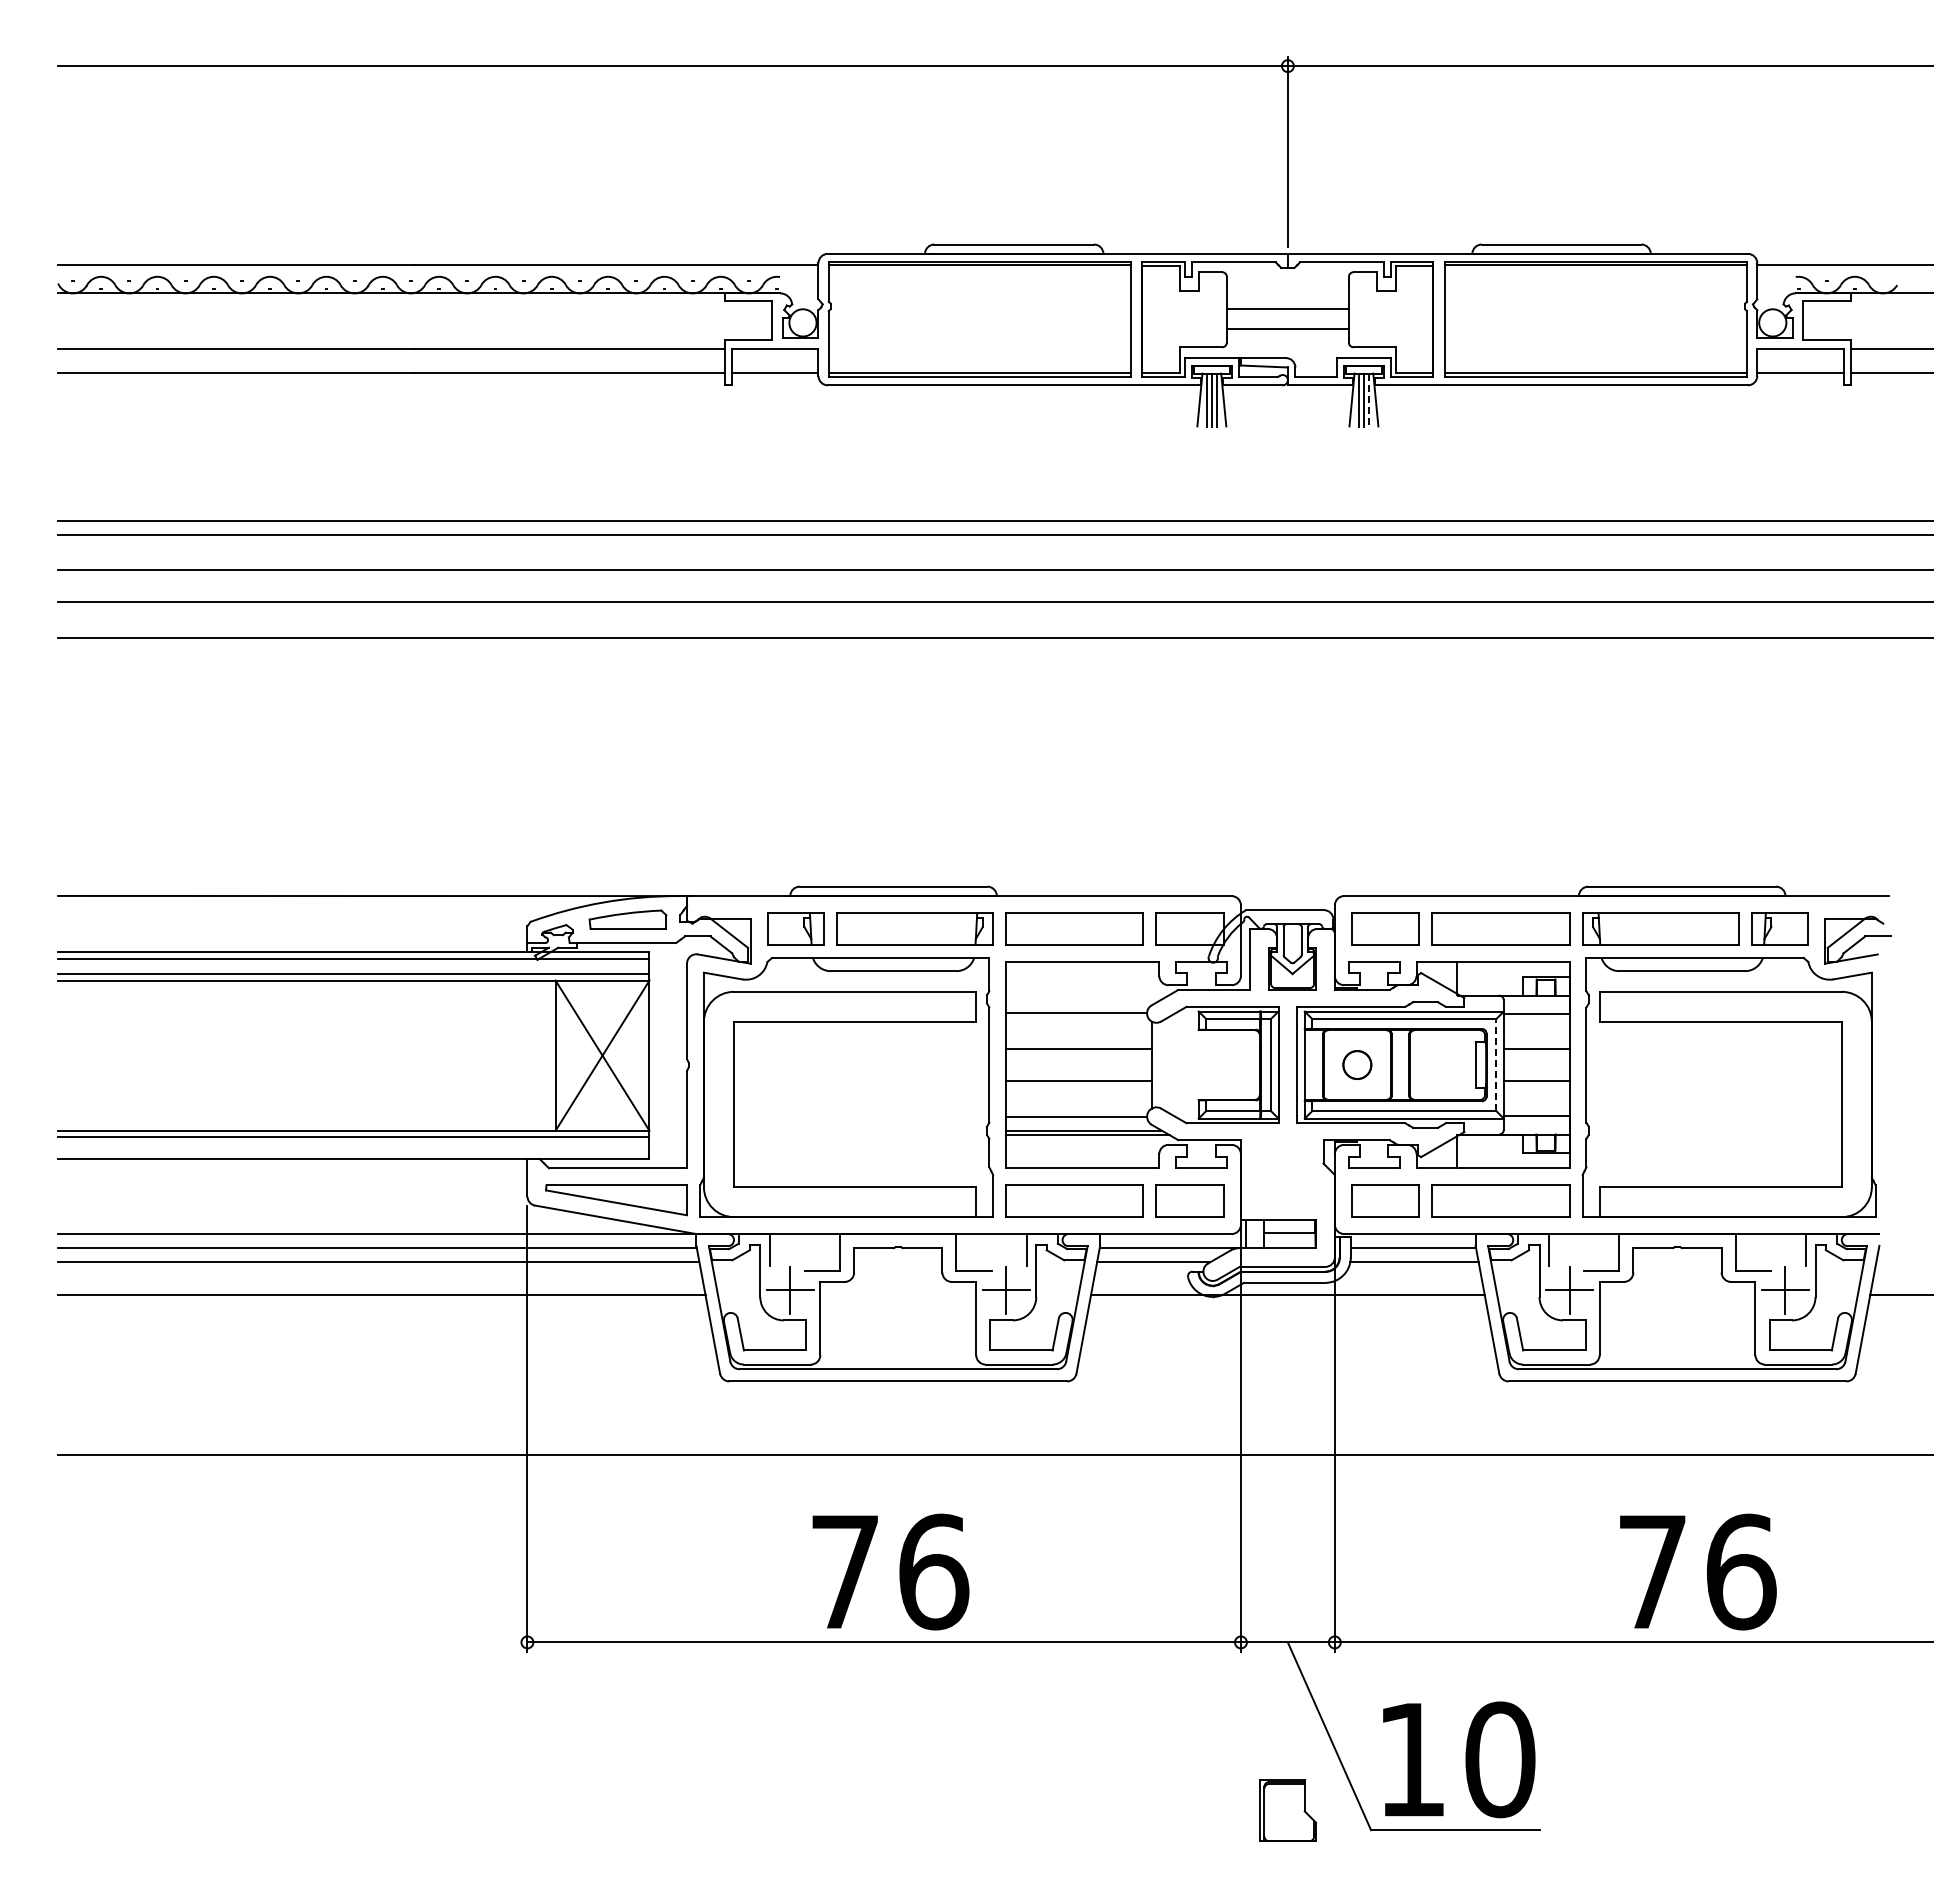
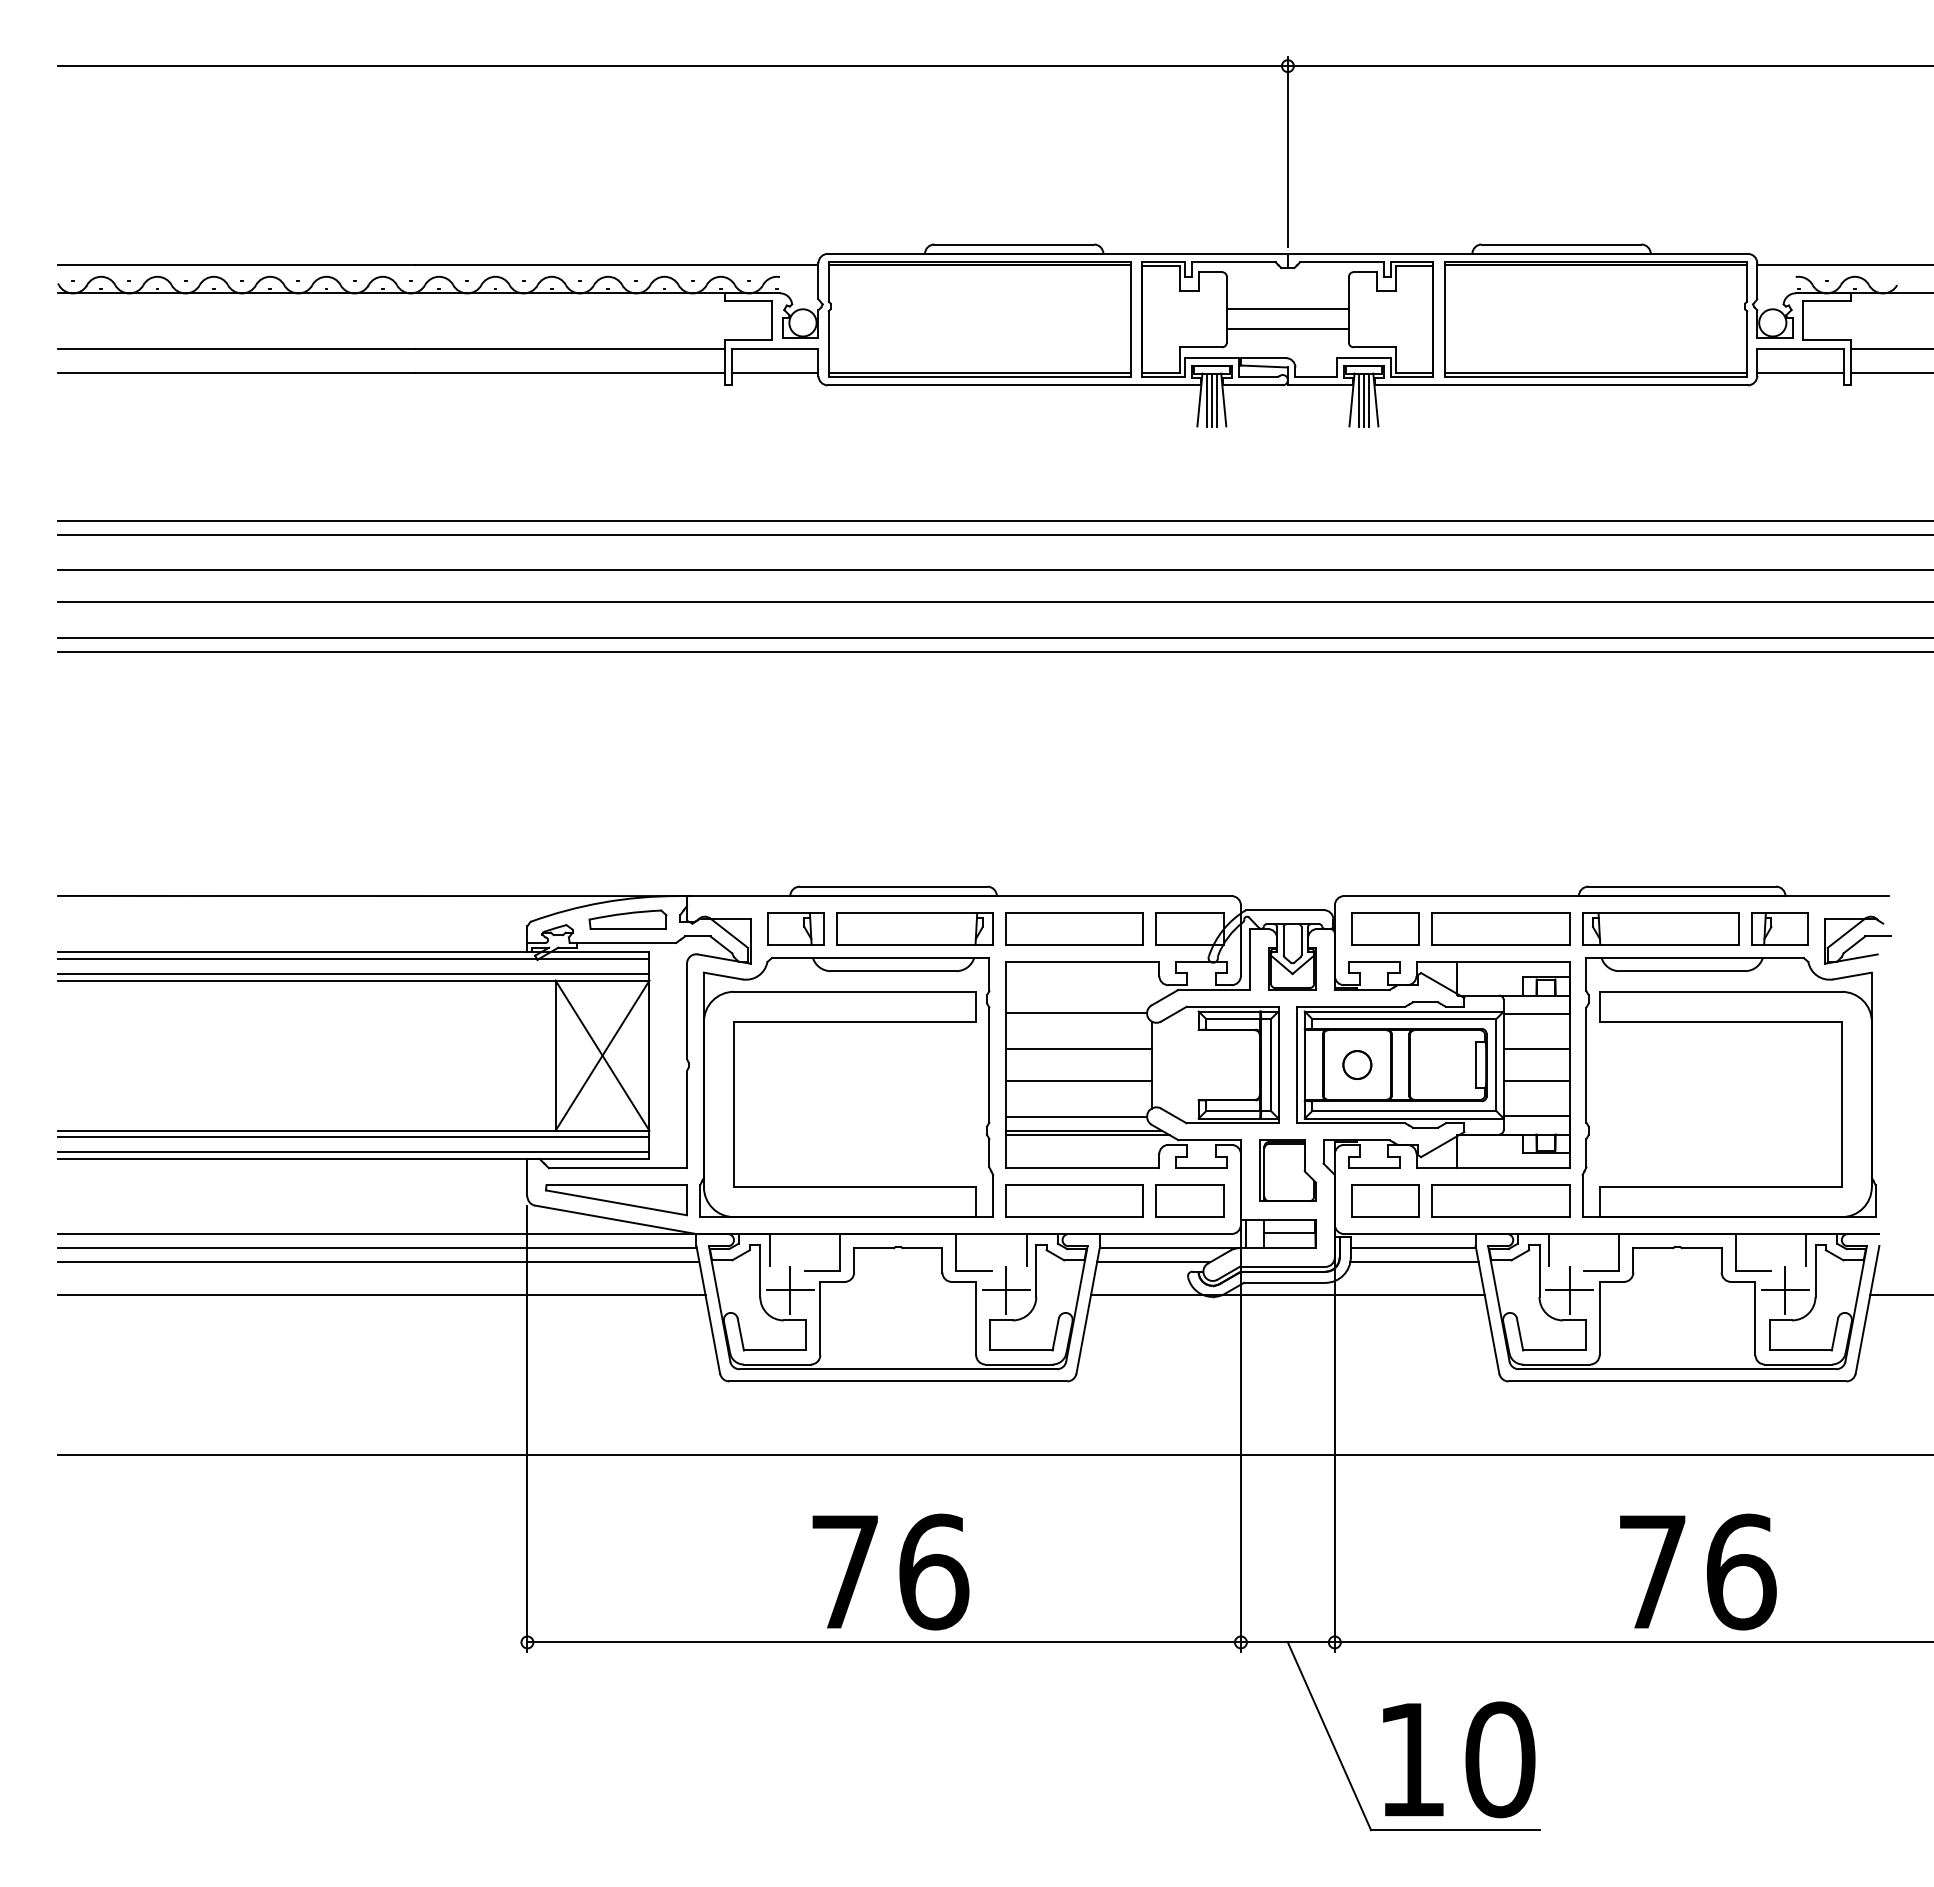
line: dashed -> solid (1368, 400)
line: none -> present (994, 651)
line: dashed -> solid (1496, 1064)
line: none -> present (353, 1152)
part position: (1288, 1810) -> (1288, 1170) (1288, 1170)
